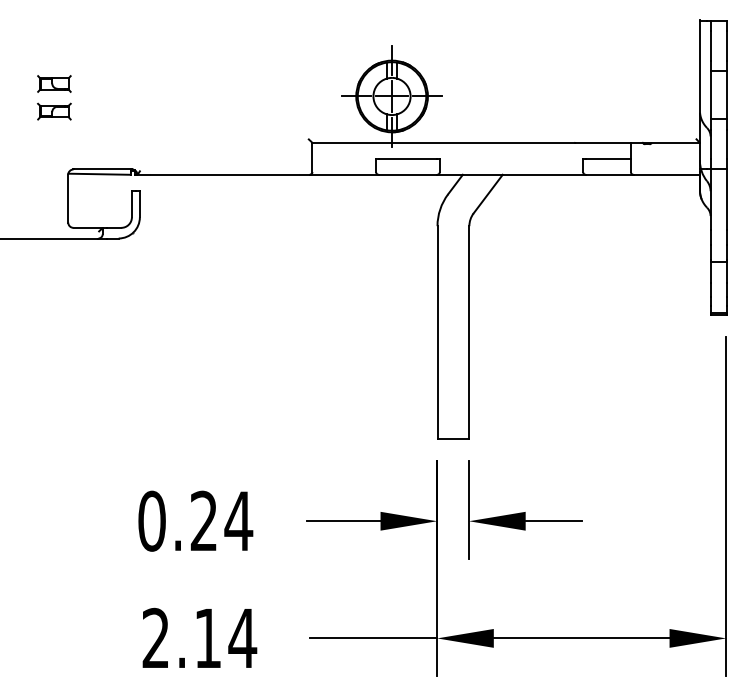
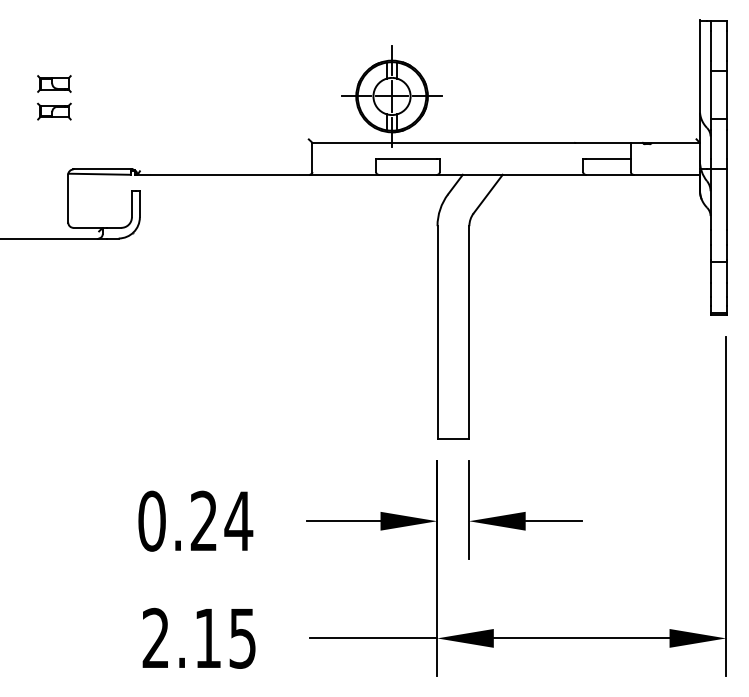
text: 2.14 -> 2.15 (242, 638)
